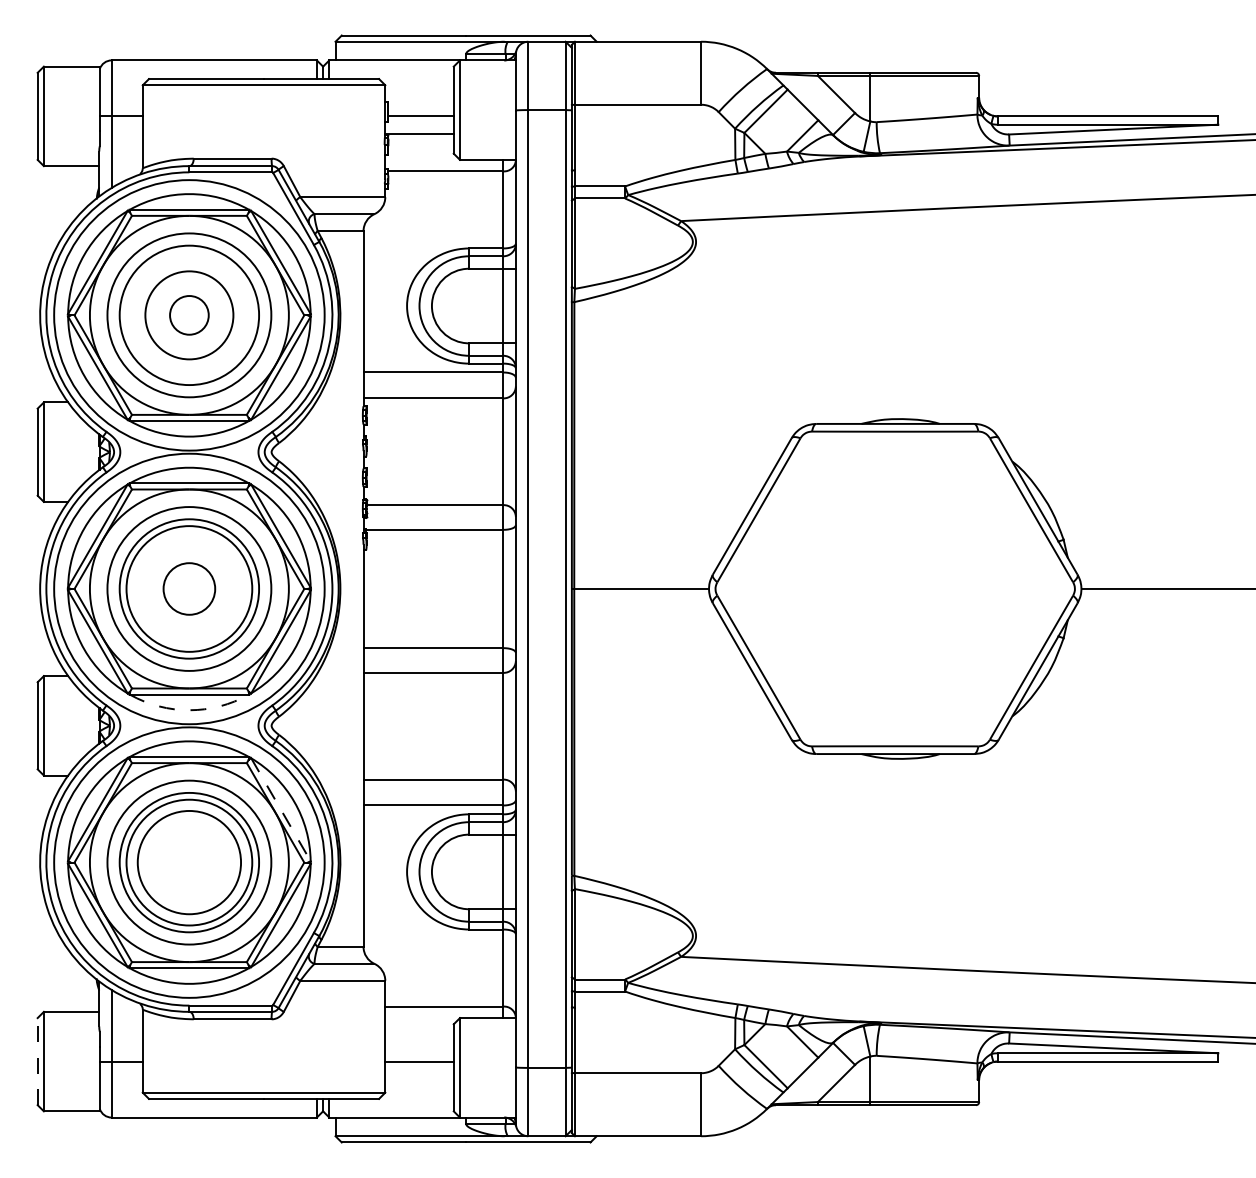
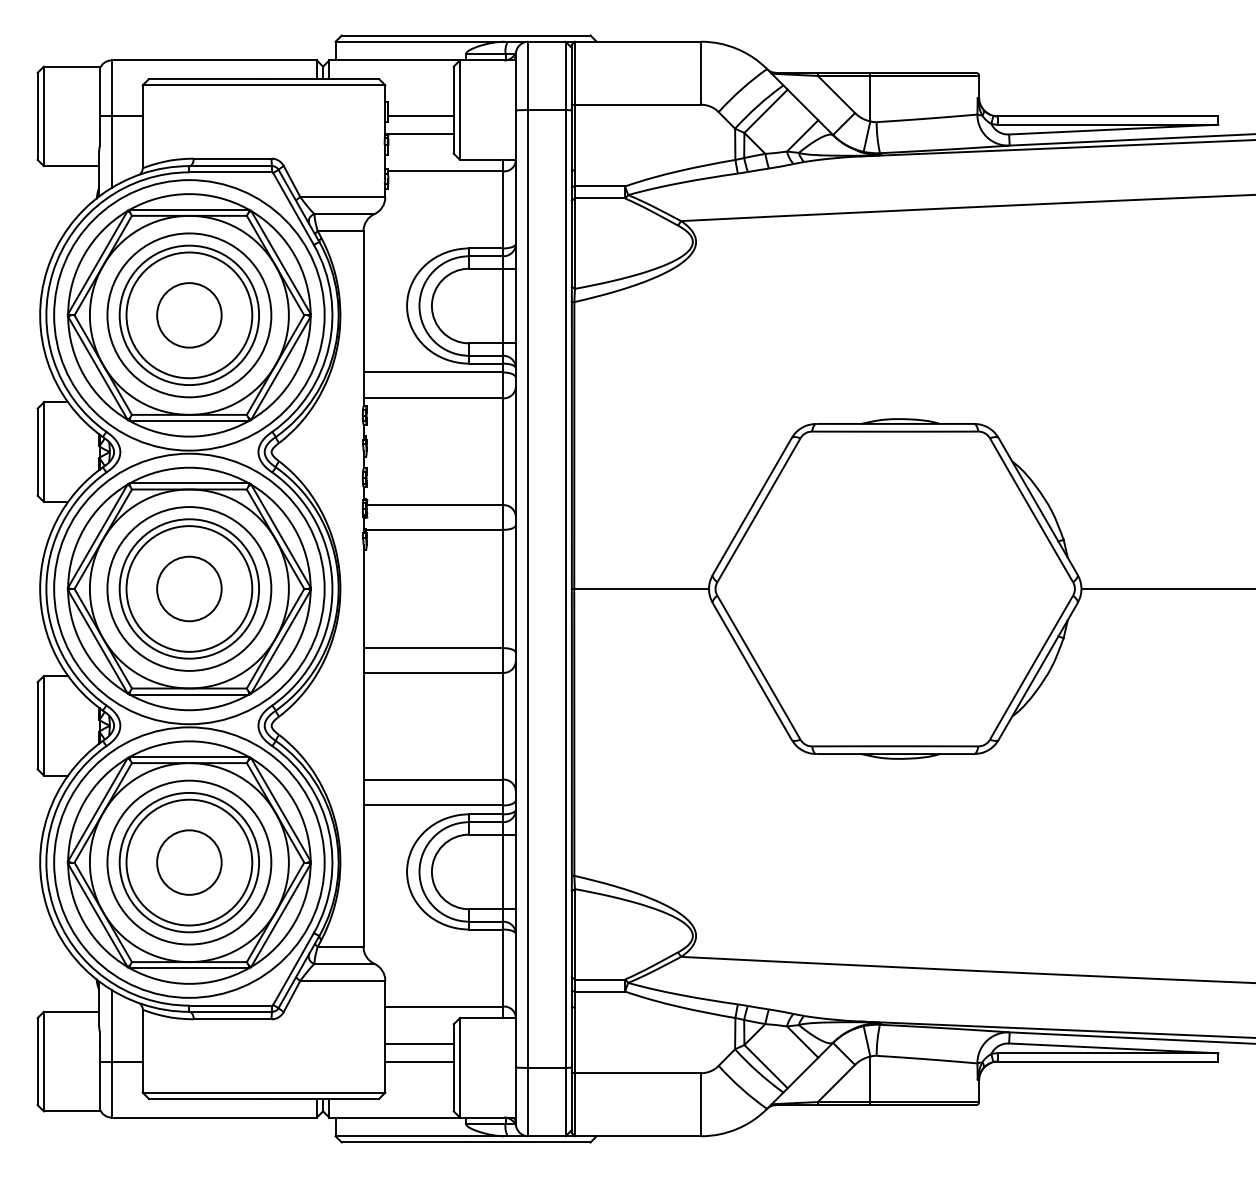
circle diameter: 39 px -> 65 px (189, 315)
circle diameter: 88 px -> 126 px (189, 315)
circle diameter: 52 px -> 65 px (189, 588)
arc: dashed -> solid (189, 710)
line: dashed -> solid (281, 810)
circle diameter: 103 px -> 65 px (189, 862)
line: none -> present (419, 1044)
line: dashed -> solid (37, 1061)
